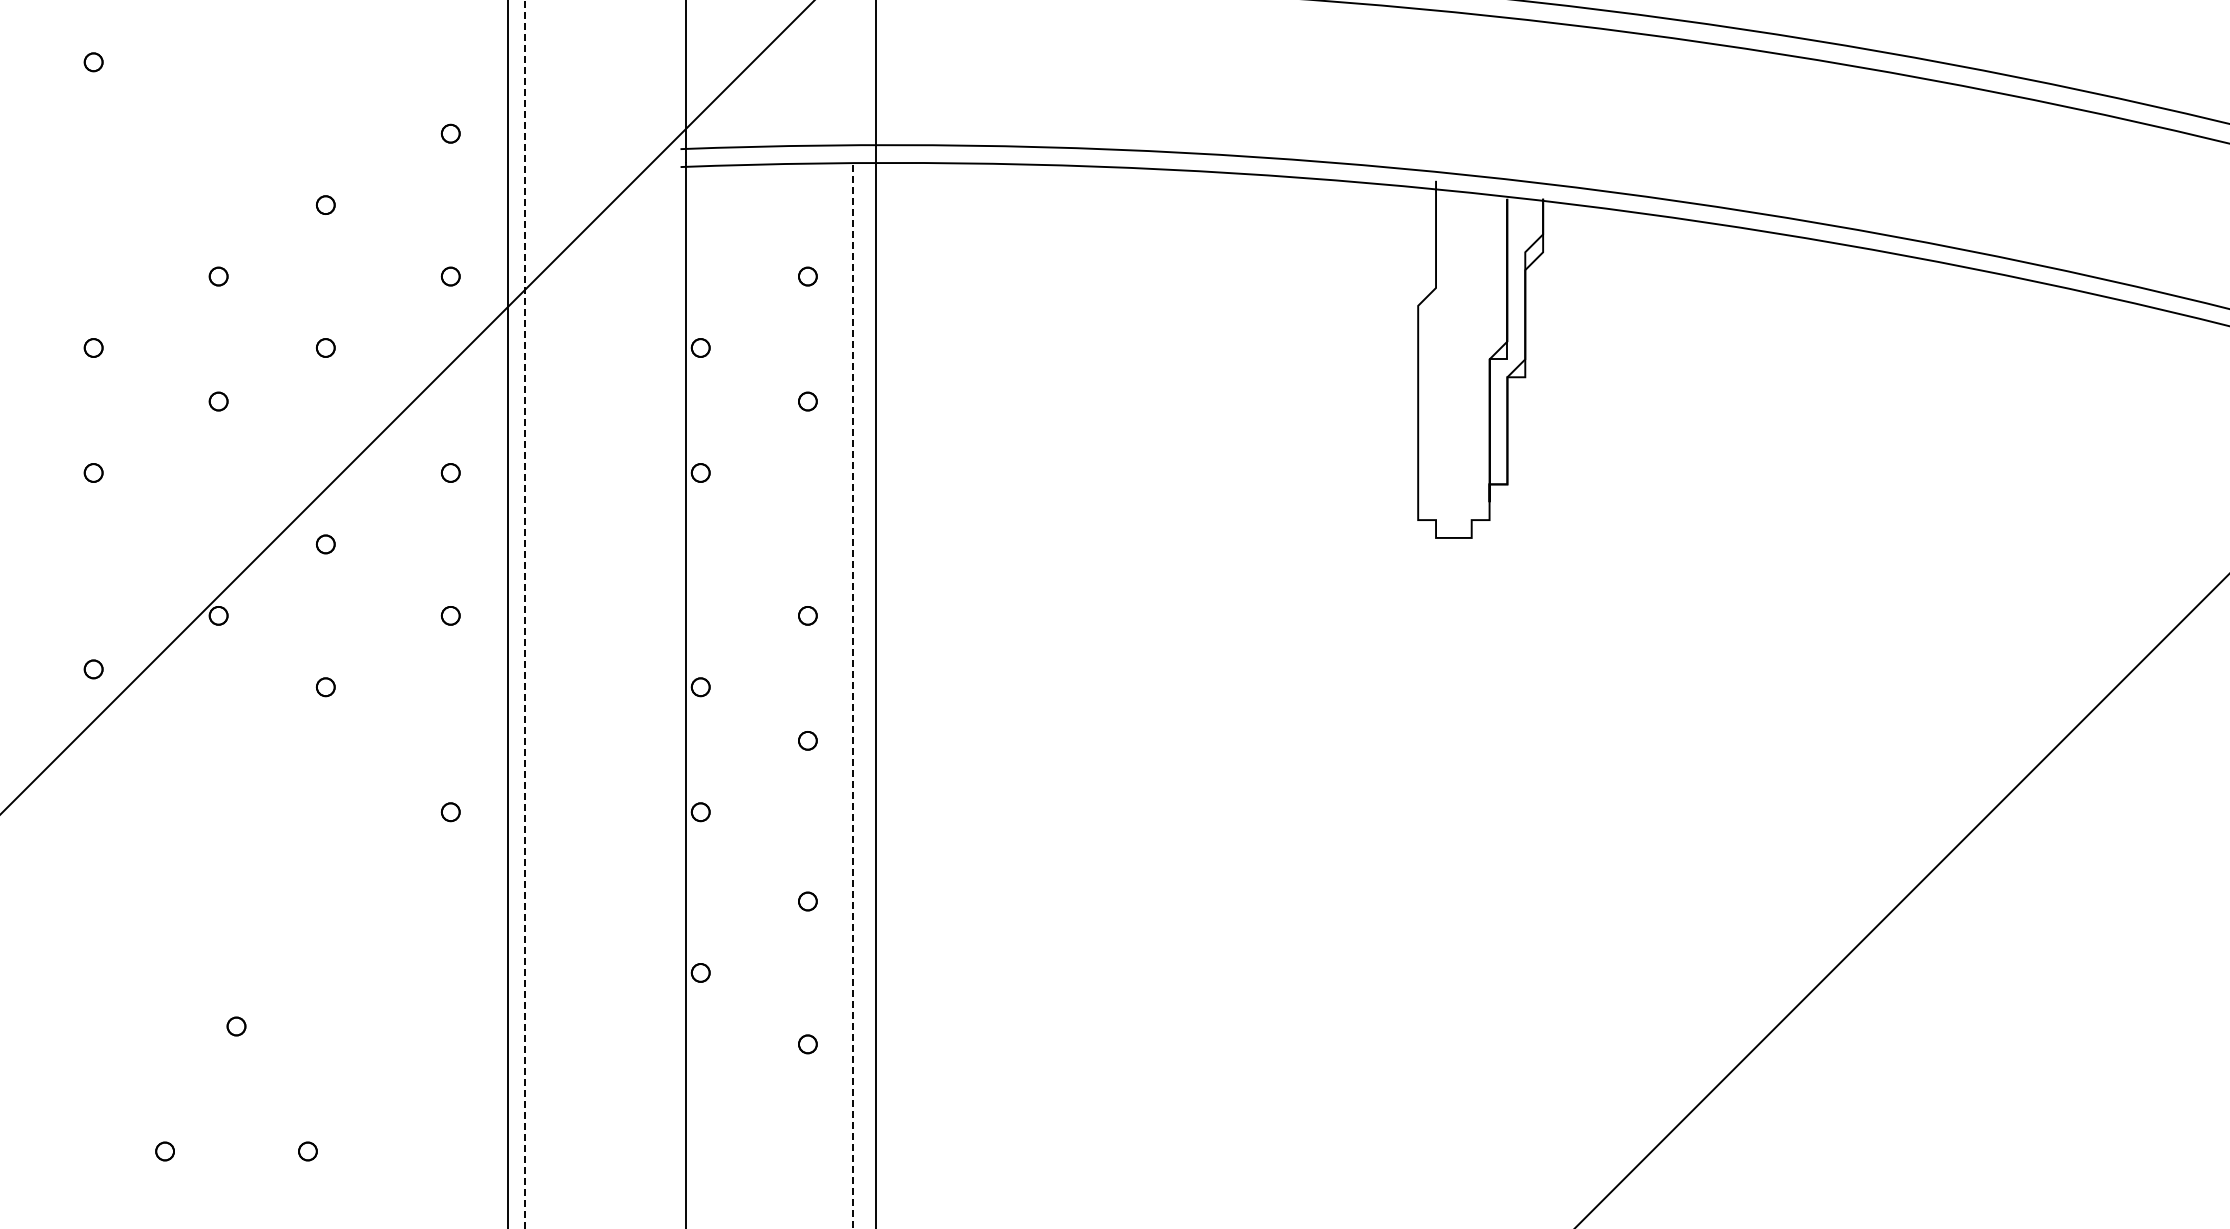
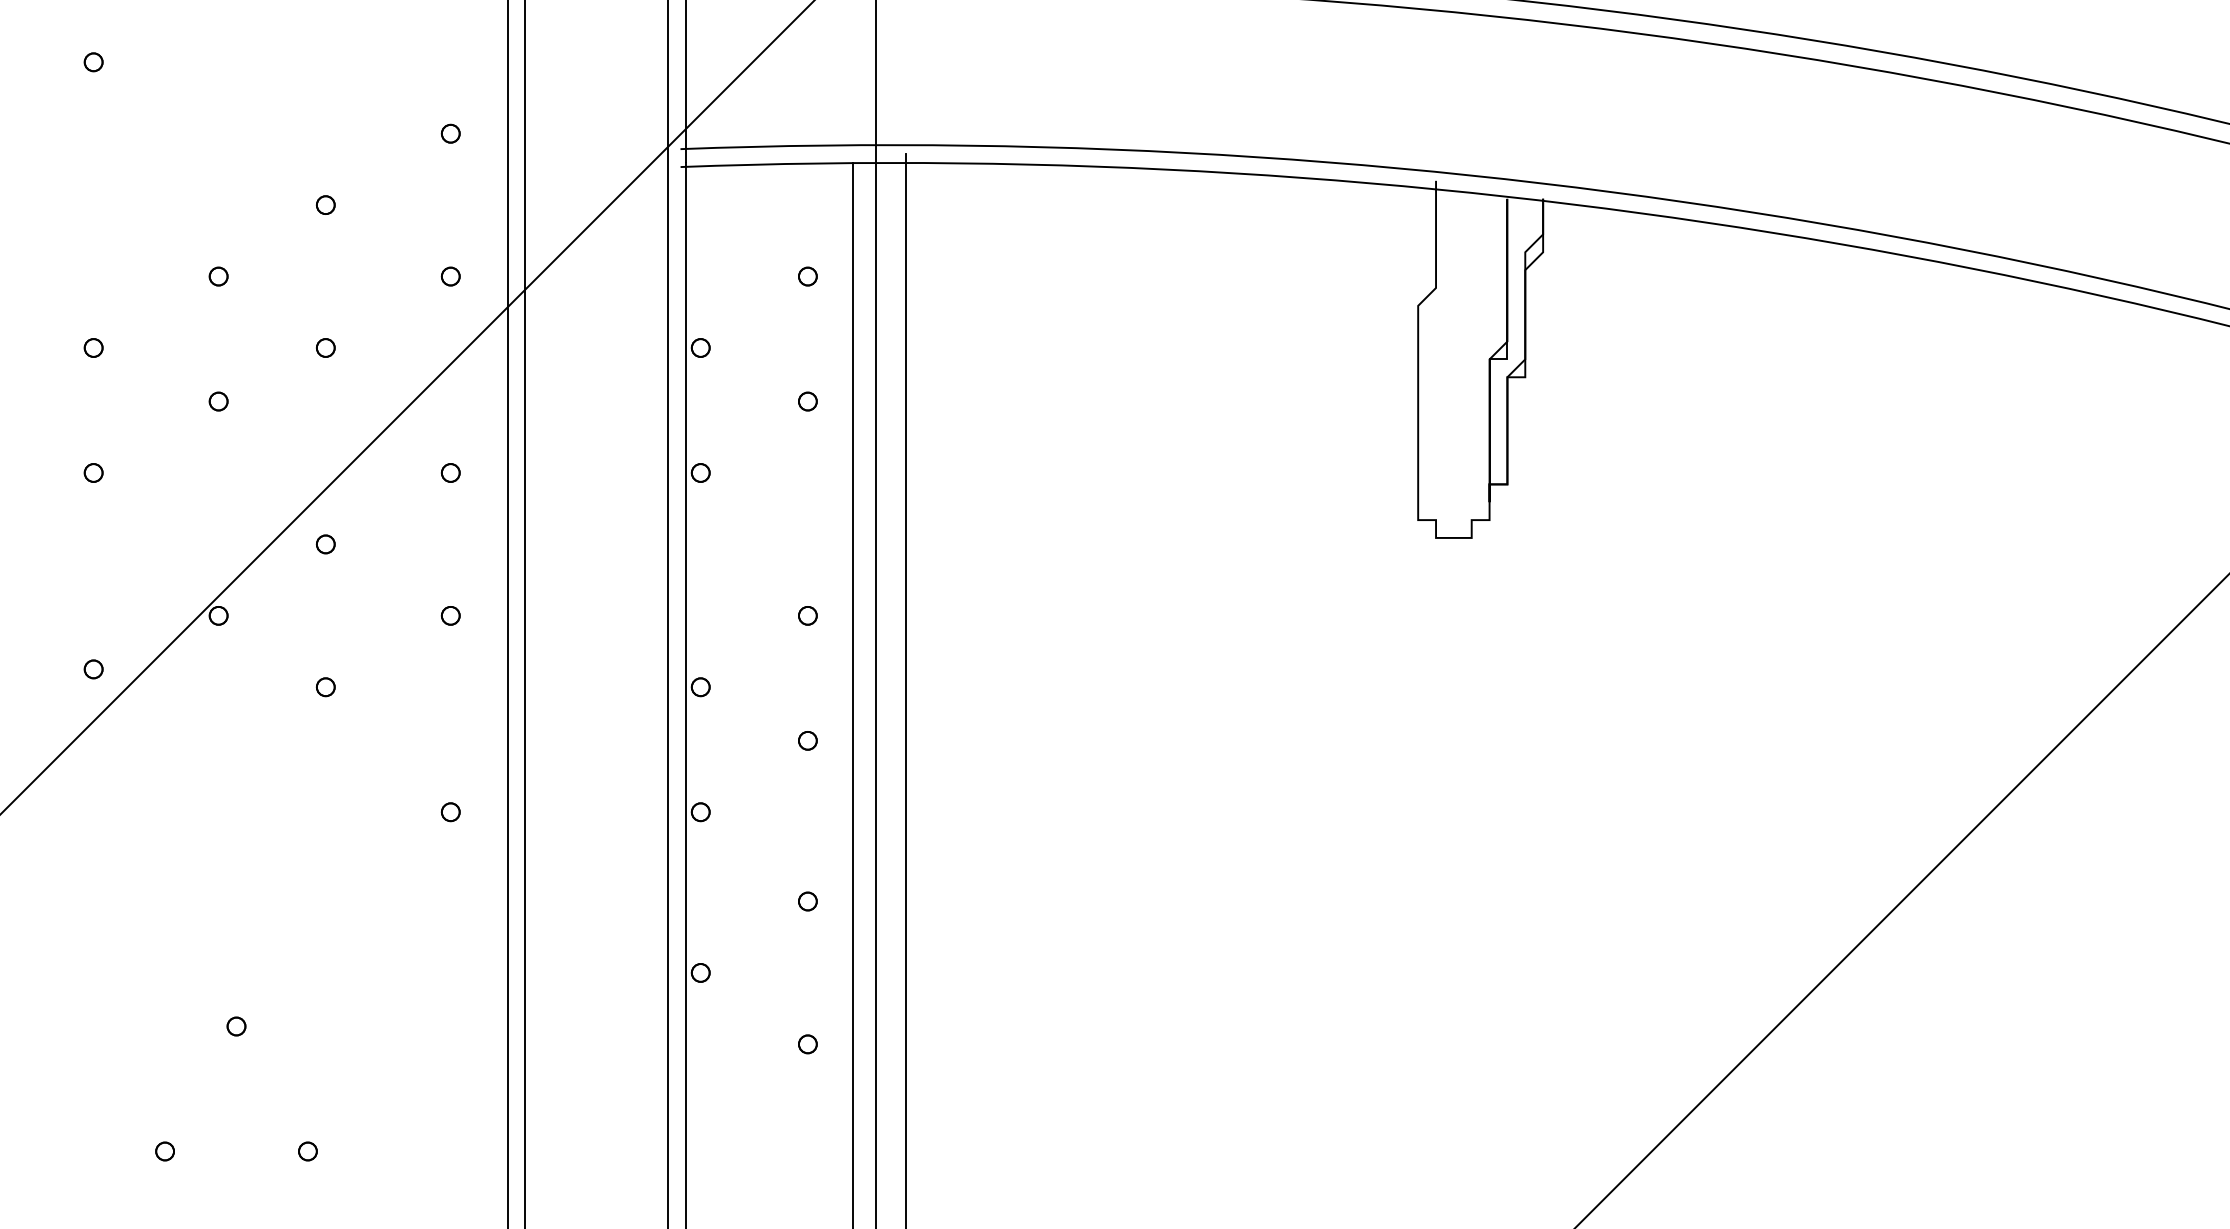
line: none -> present (668, 613)
line: dashed -> solid (525, 614)
line: none -> present (906, 689)
line: dashed -> solid (852, 695)
